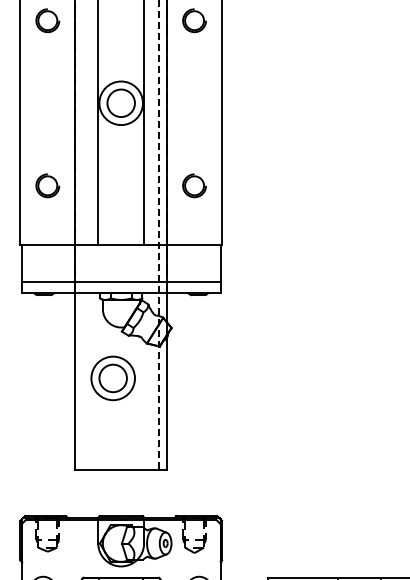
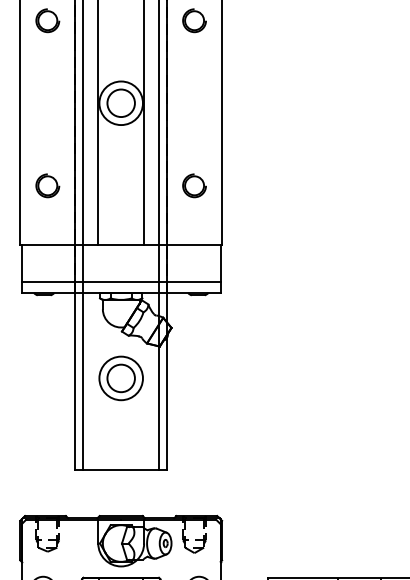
line: dashed -> solid (159, 235)
line: none -> present (83, 236)
part position: (112, 378) -> (120, 378) (120, 378)
